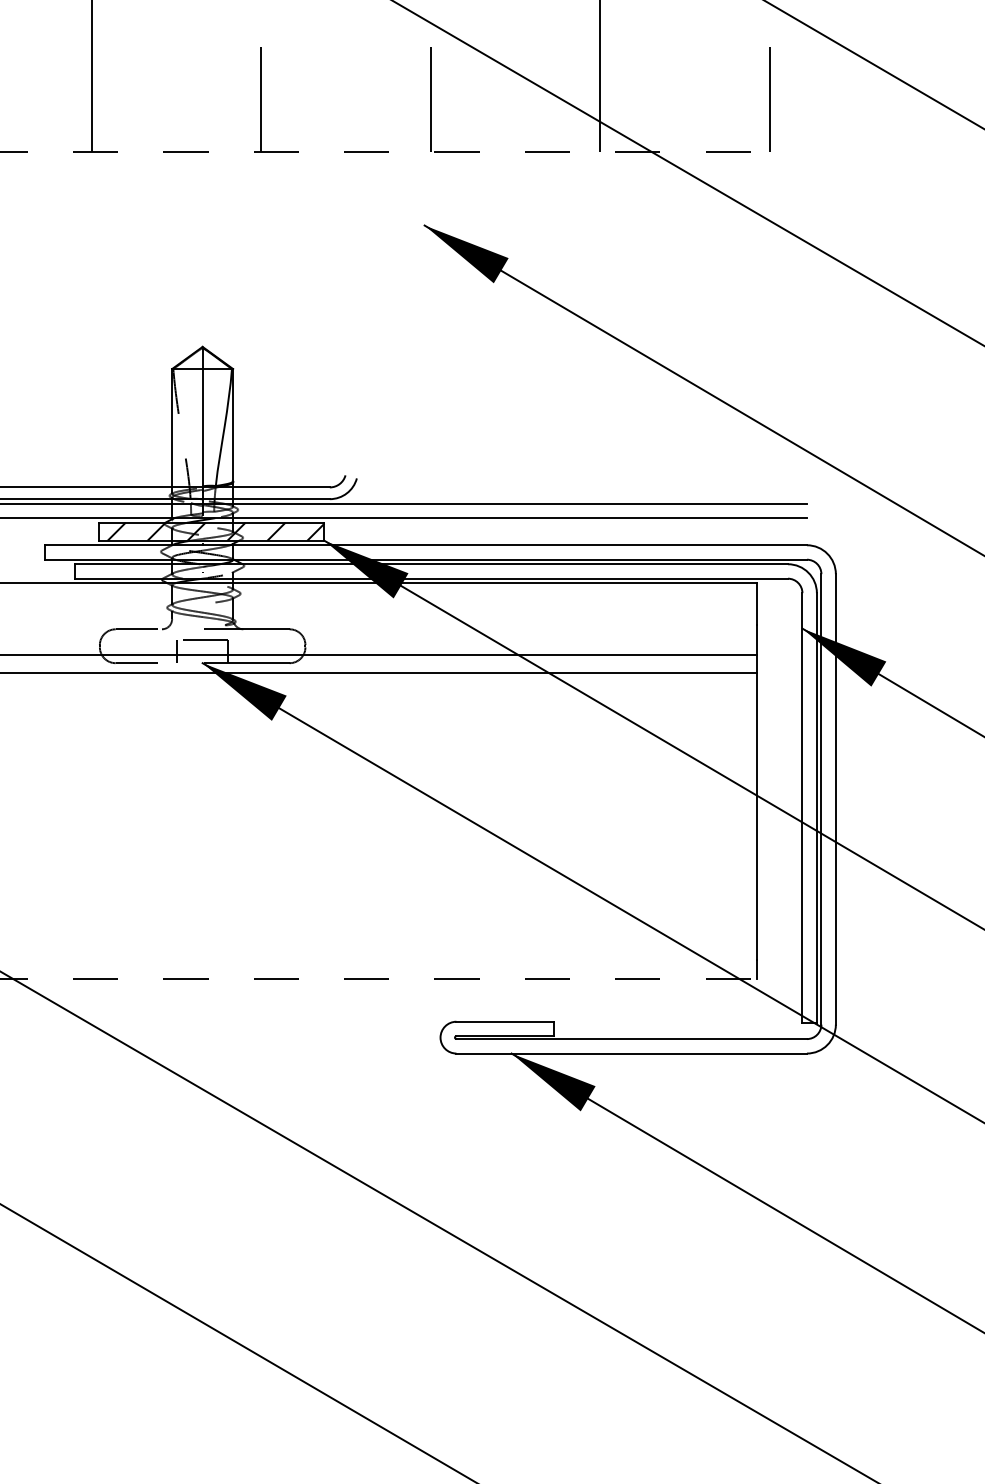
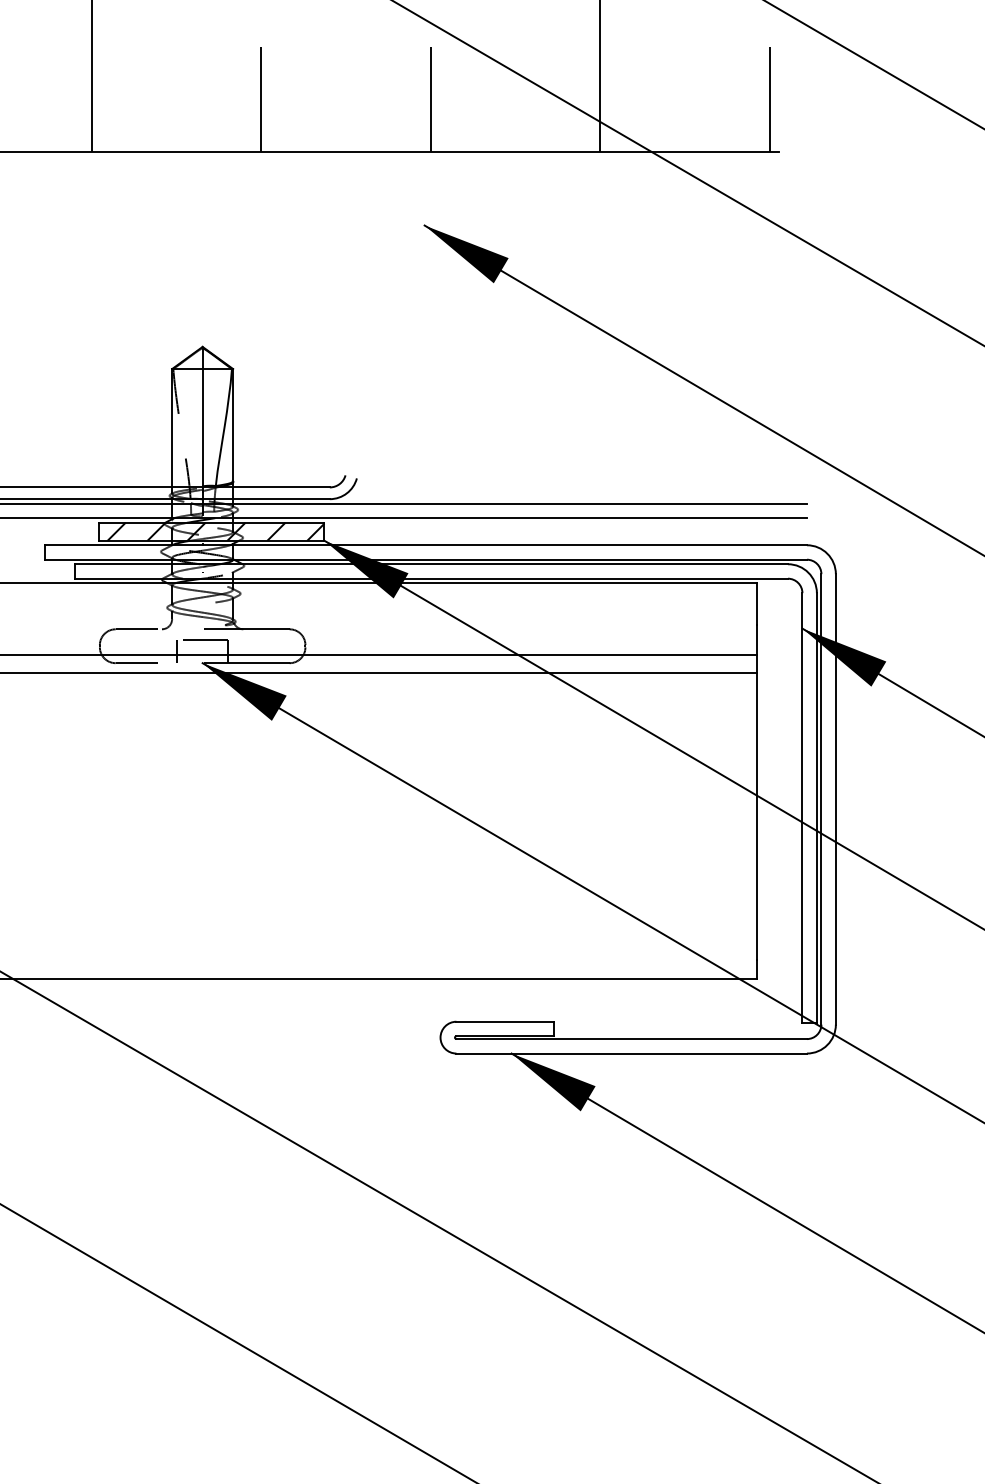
line: dashed -> solid (389, 151)
line: dashed -> solid (379, 978)
